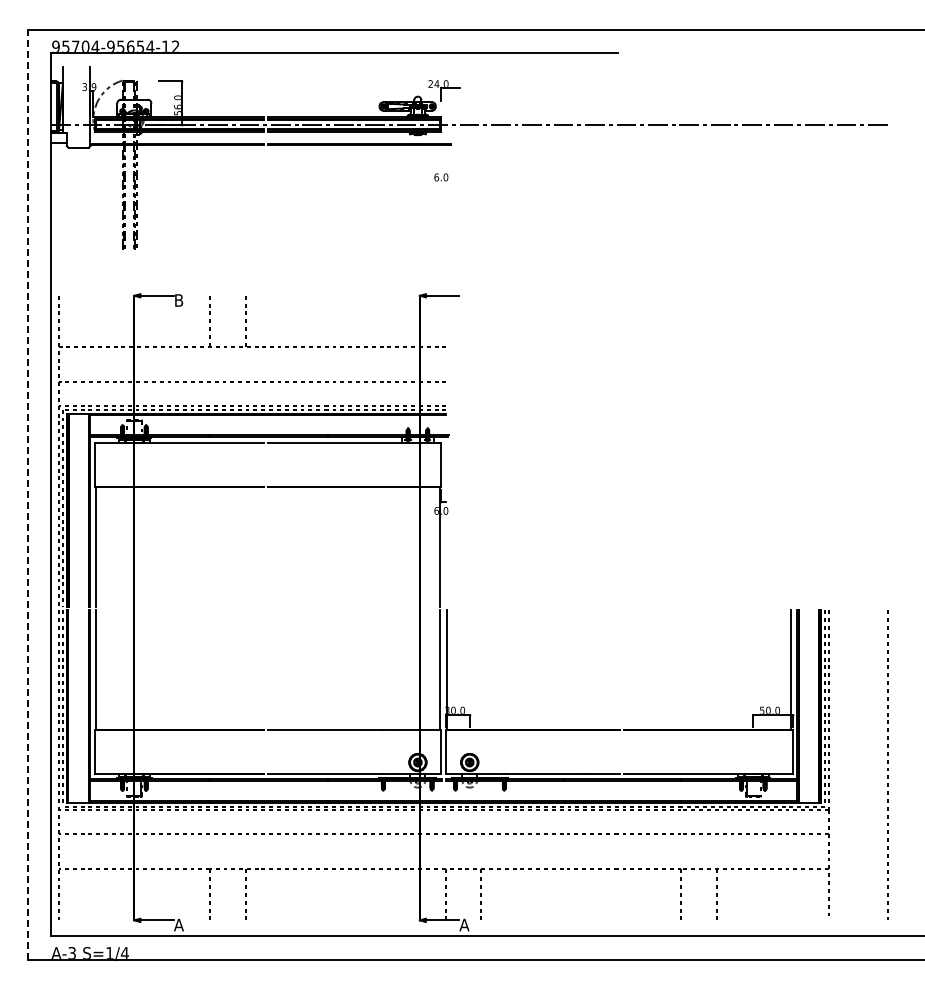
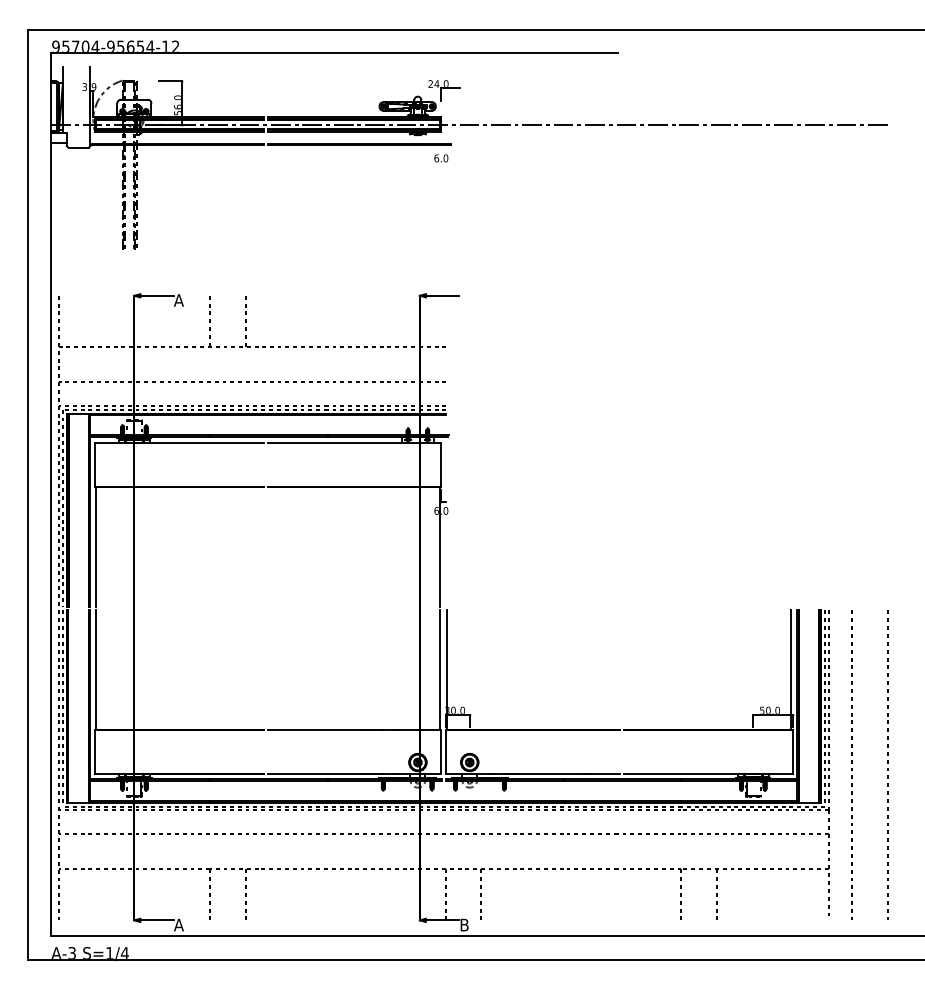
text position: (441, 177) -> (441, 158) (441, 158)
text: B -> A (178, 300)
line: dashed -> solid (27, 494)
line: none -> present (851, 763)
text: A -> B (464, 924)
